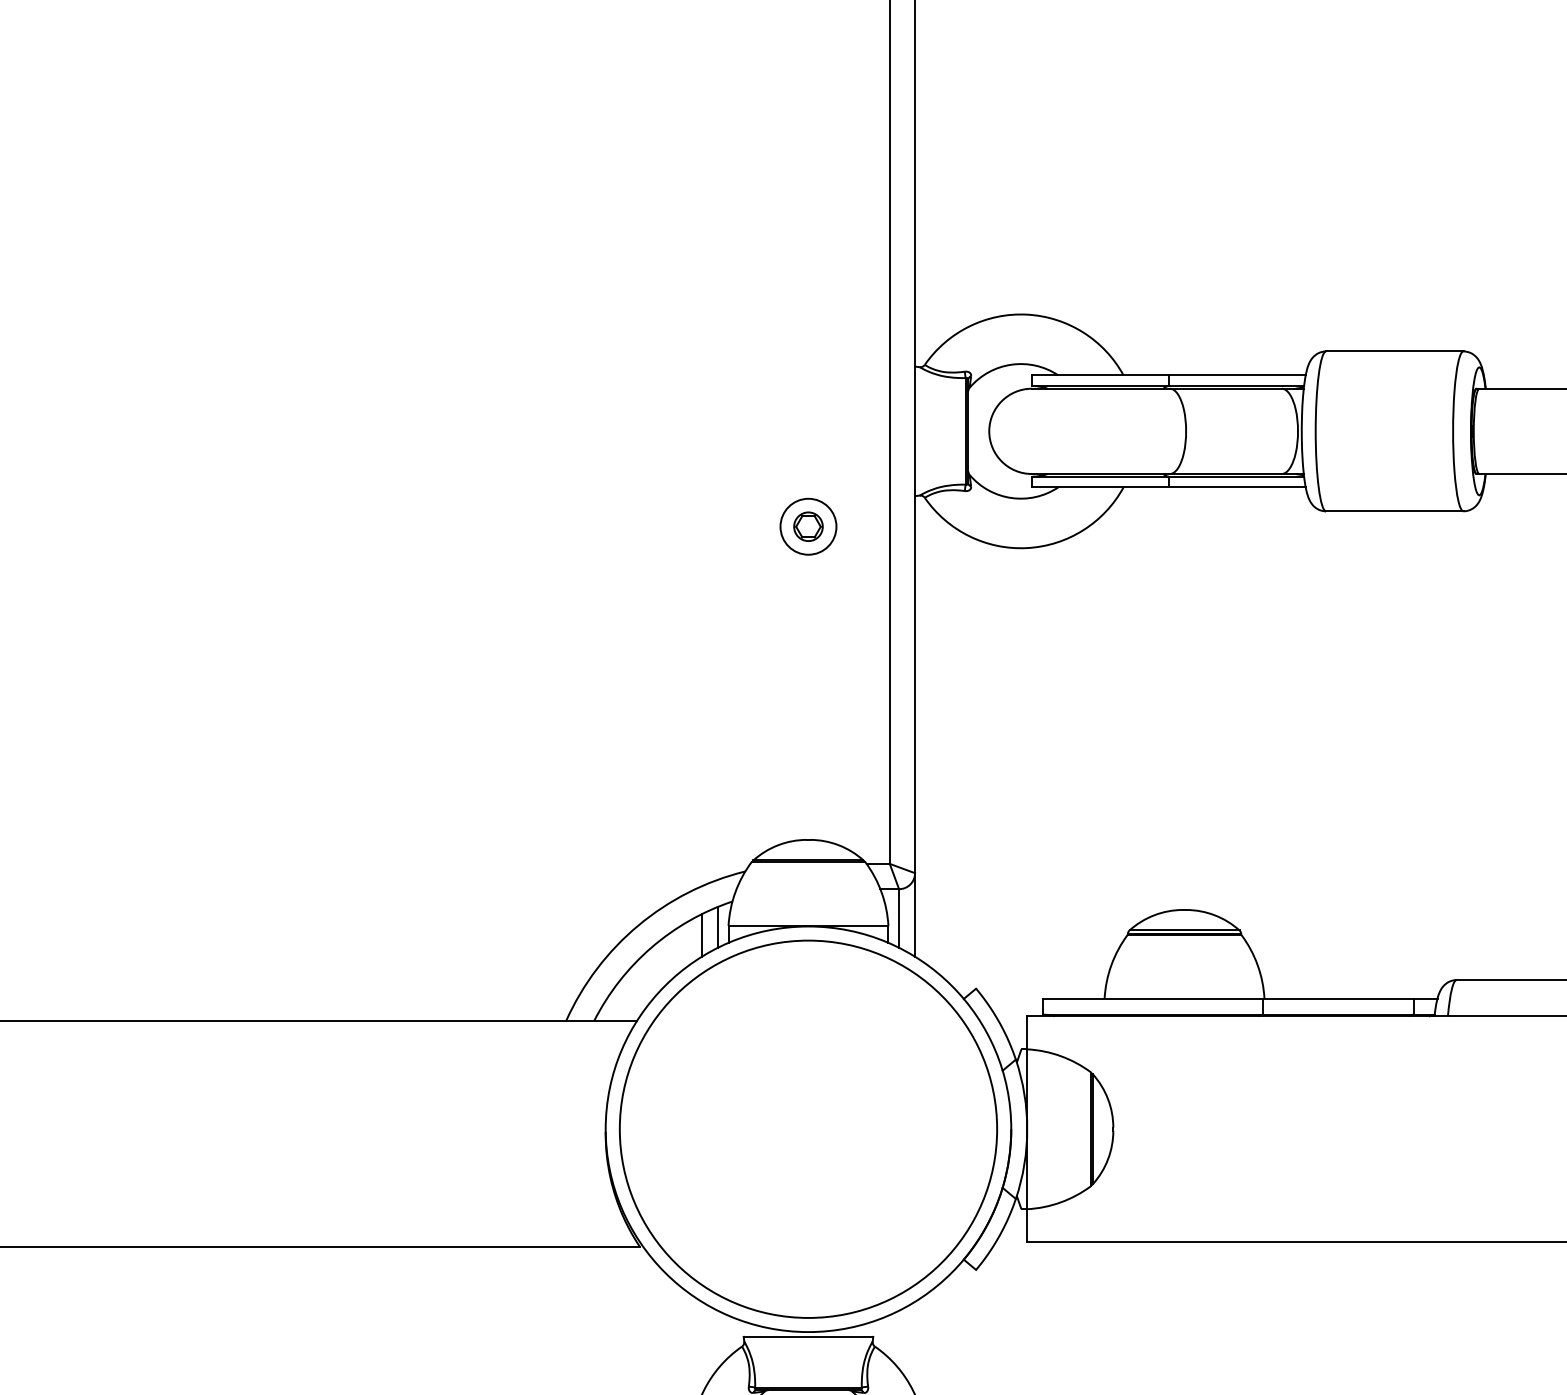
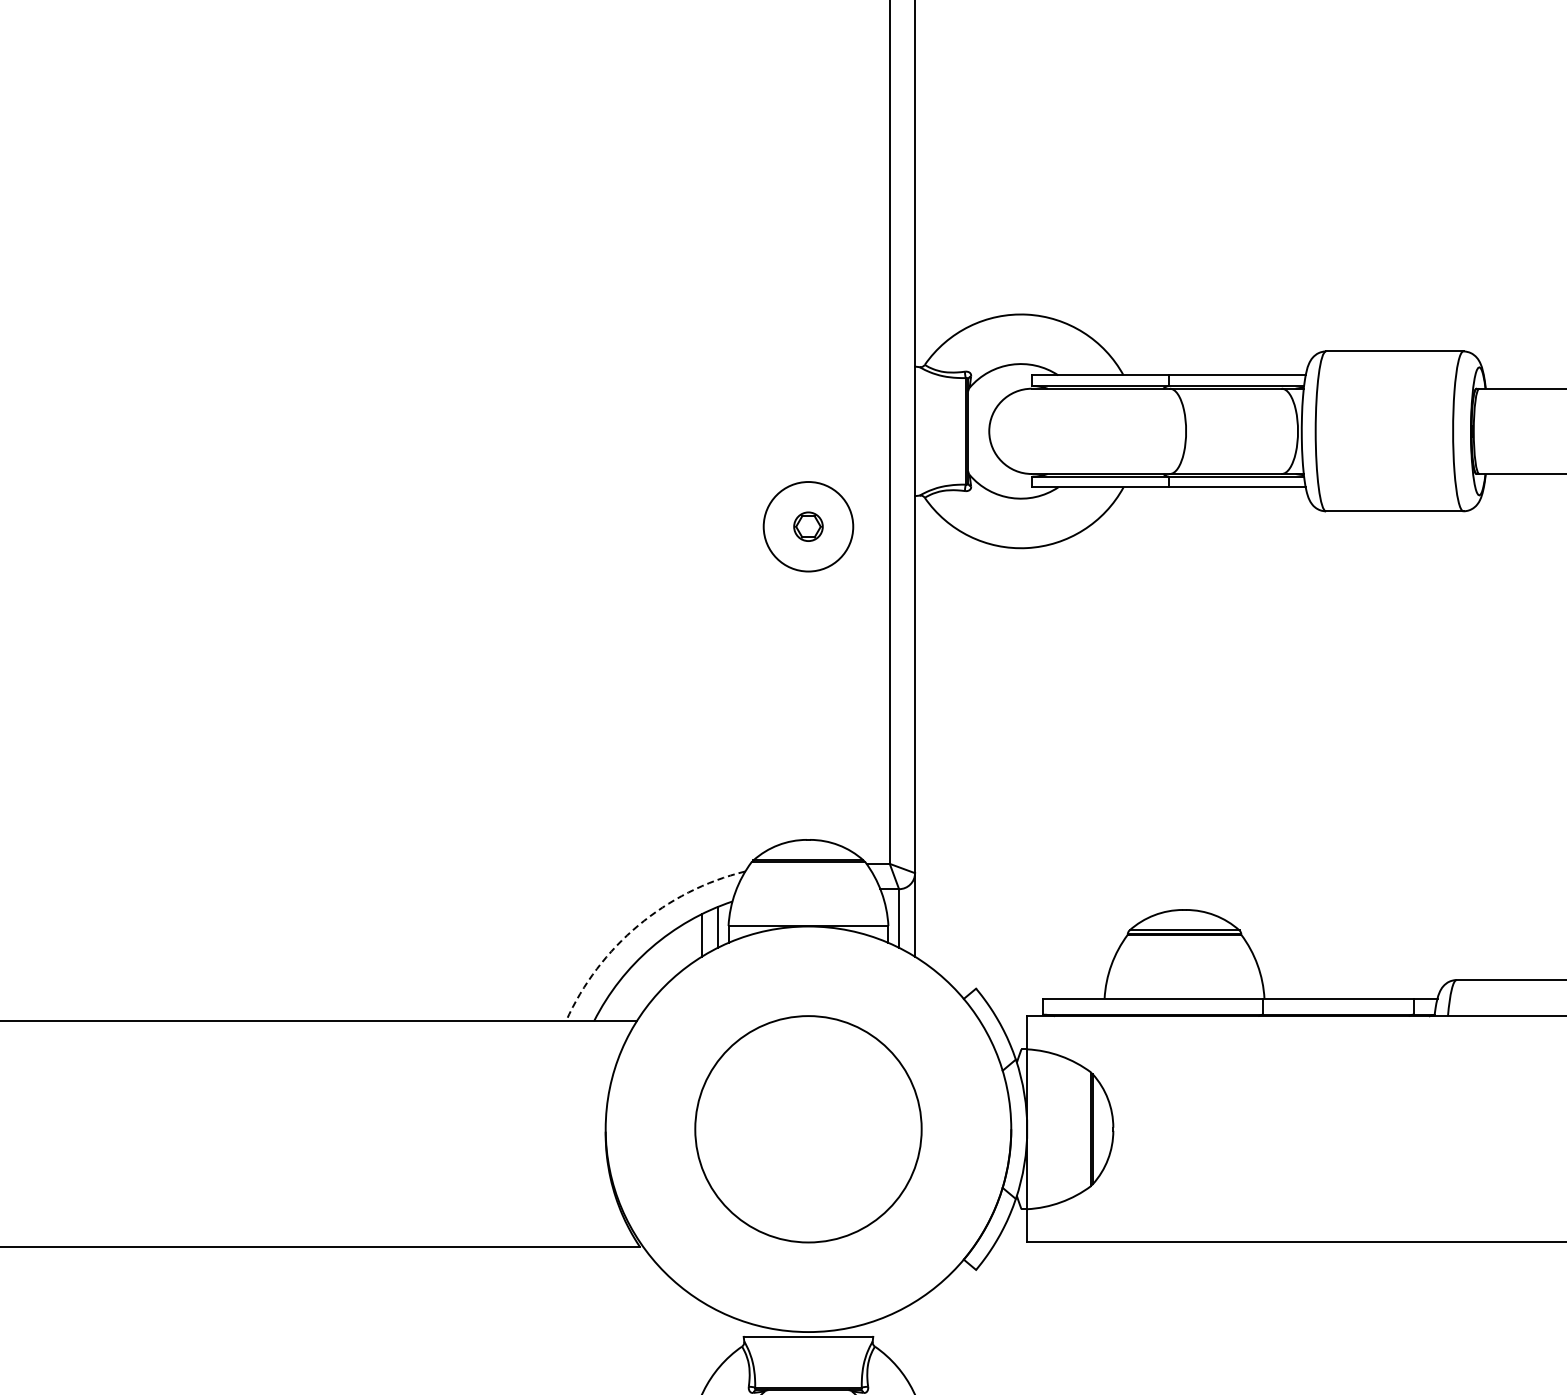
circle diameter: 56 px -> 90 px (808, 526)
arc: solid -> dashed (638, 925)
circle diameter: 377 px -> 226 px (808, 1129)
